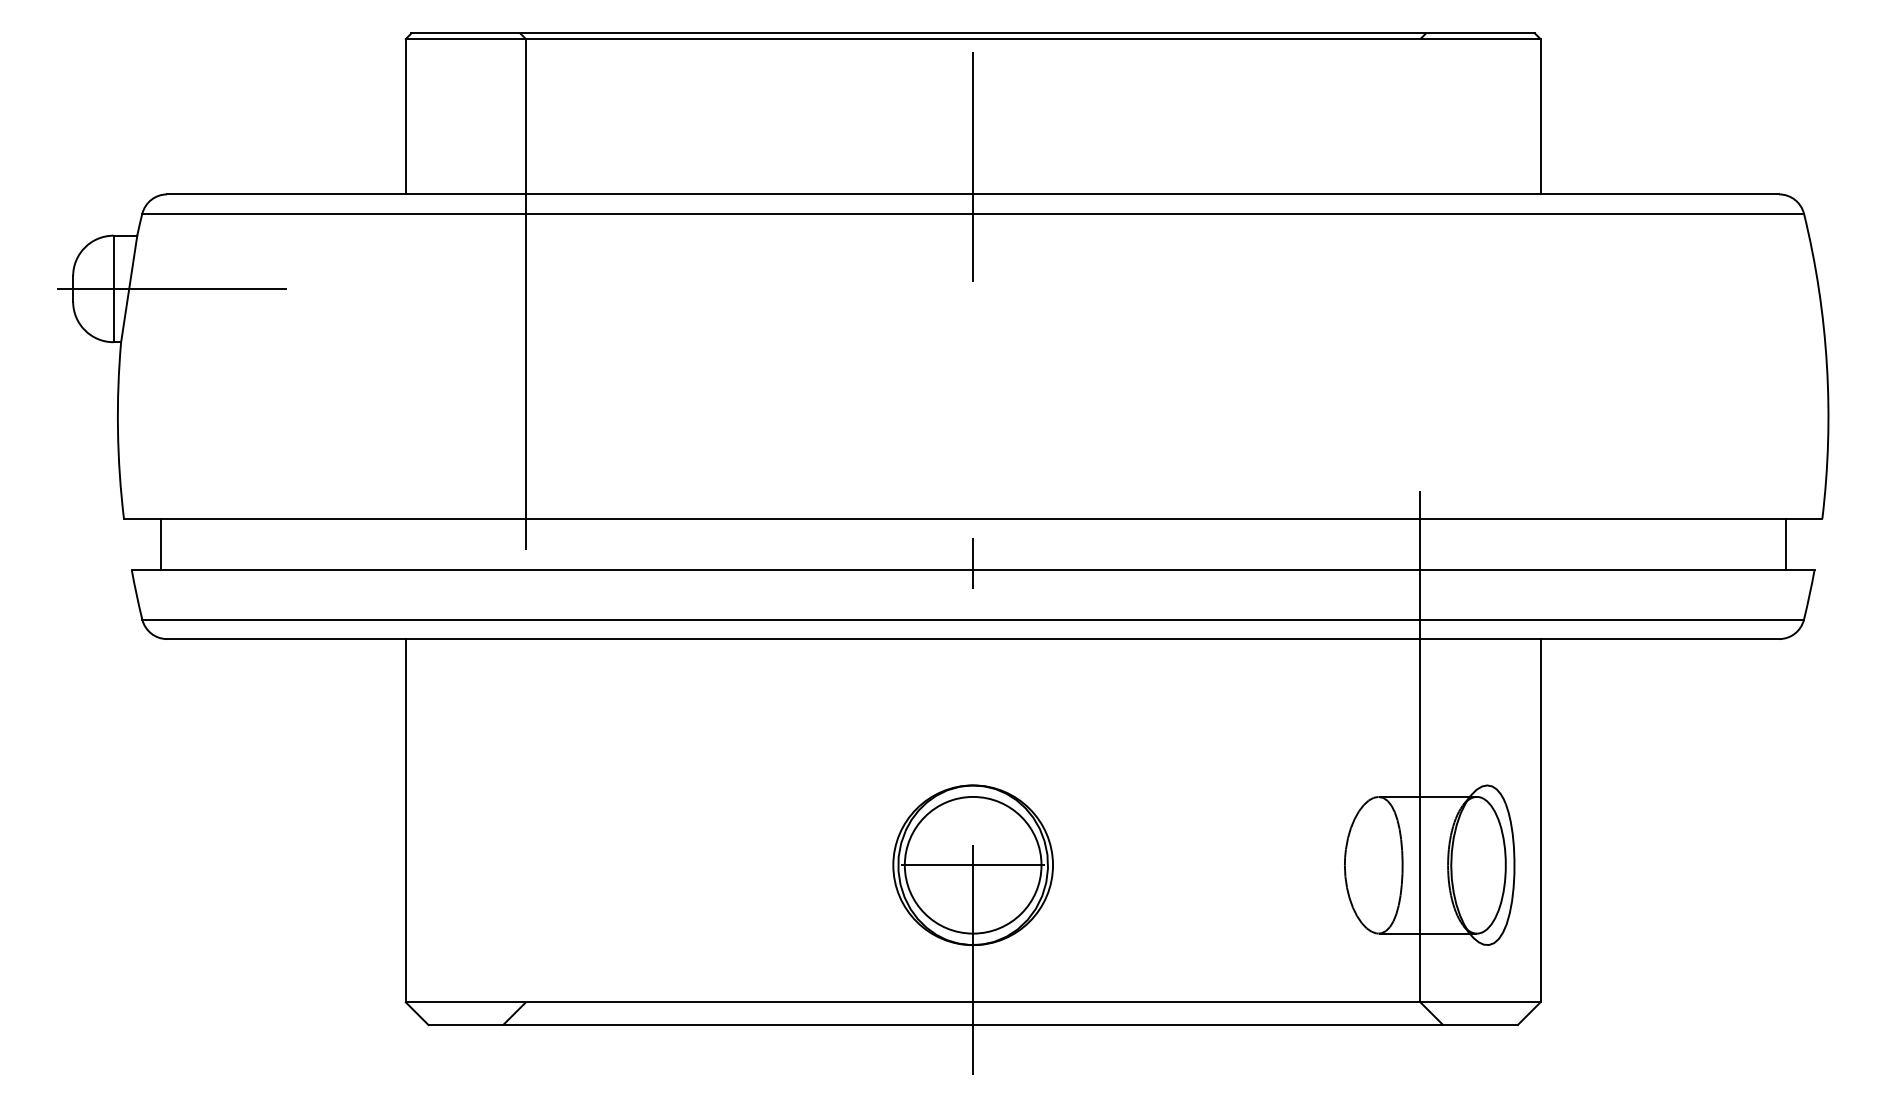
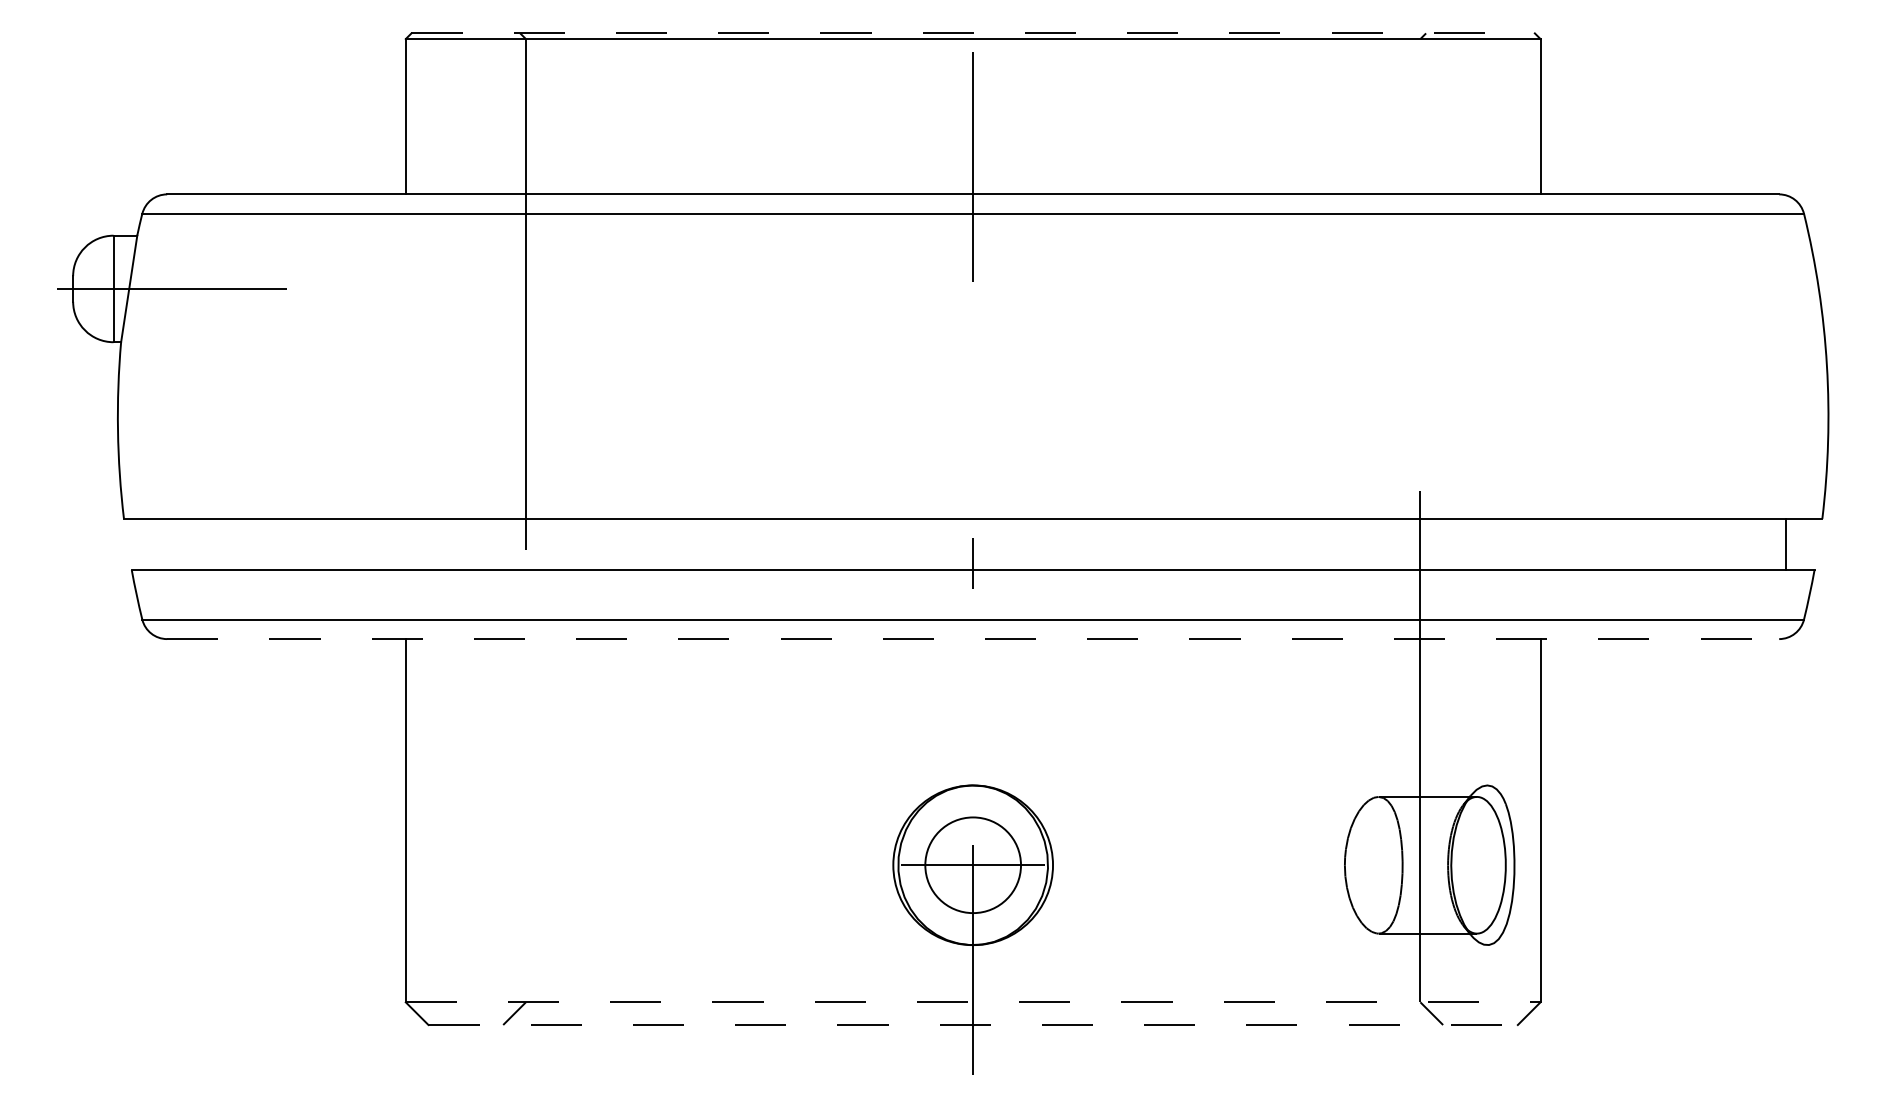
line: solid -> dashed (973, 33)
line: present -> none (160, 544)
line: solid -> dashed (973, 639)
circle diameter: 137 px -> 96 px (973, 865)
line: solid -> dashed (973, 1002)
line: solid -> dashed (973, 1025)
